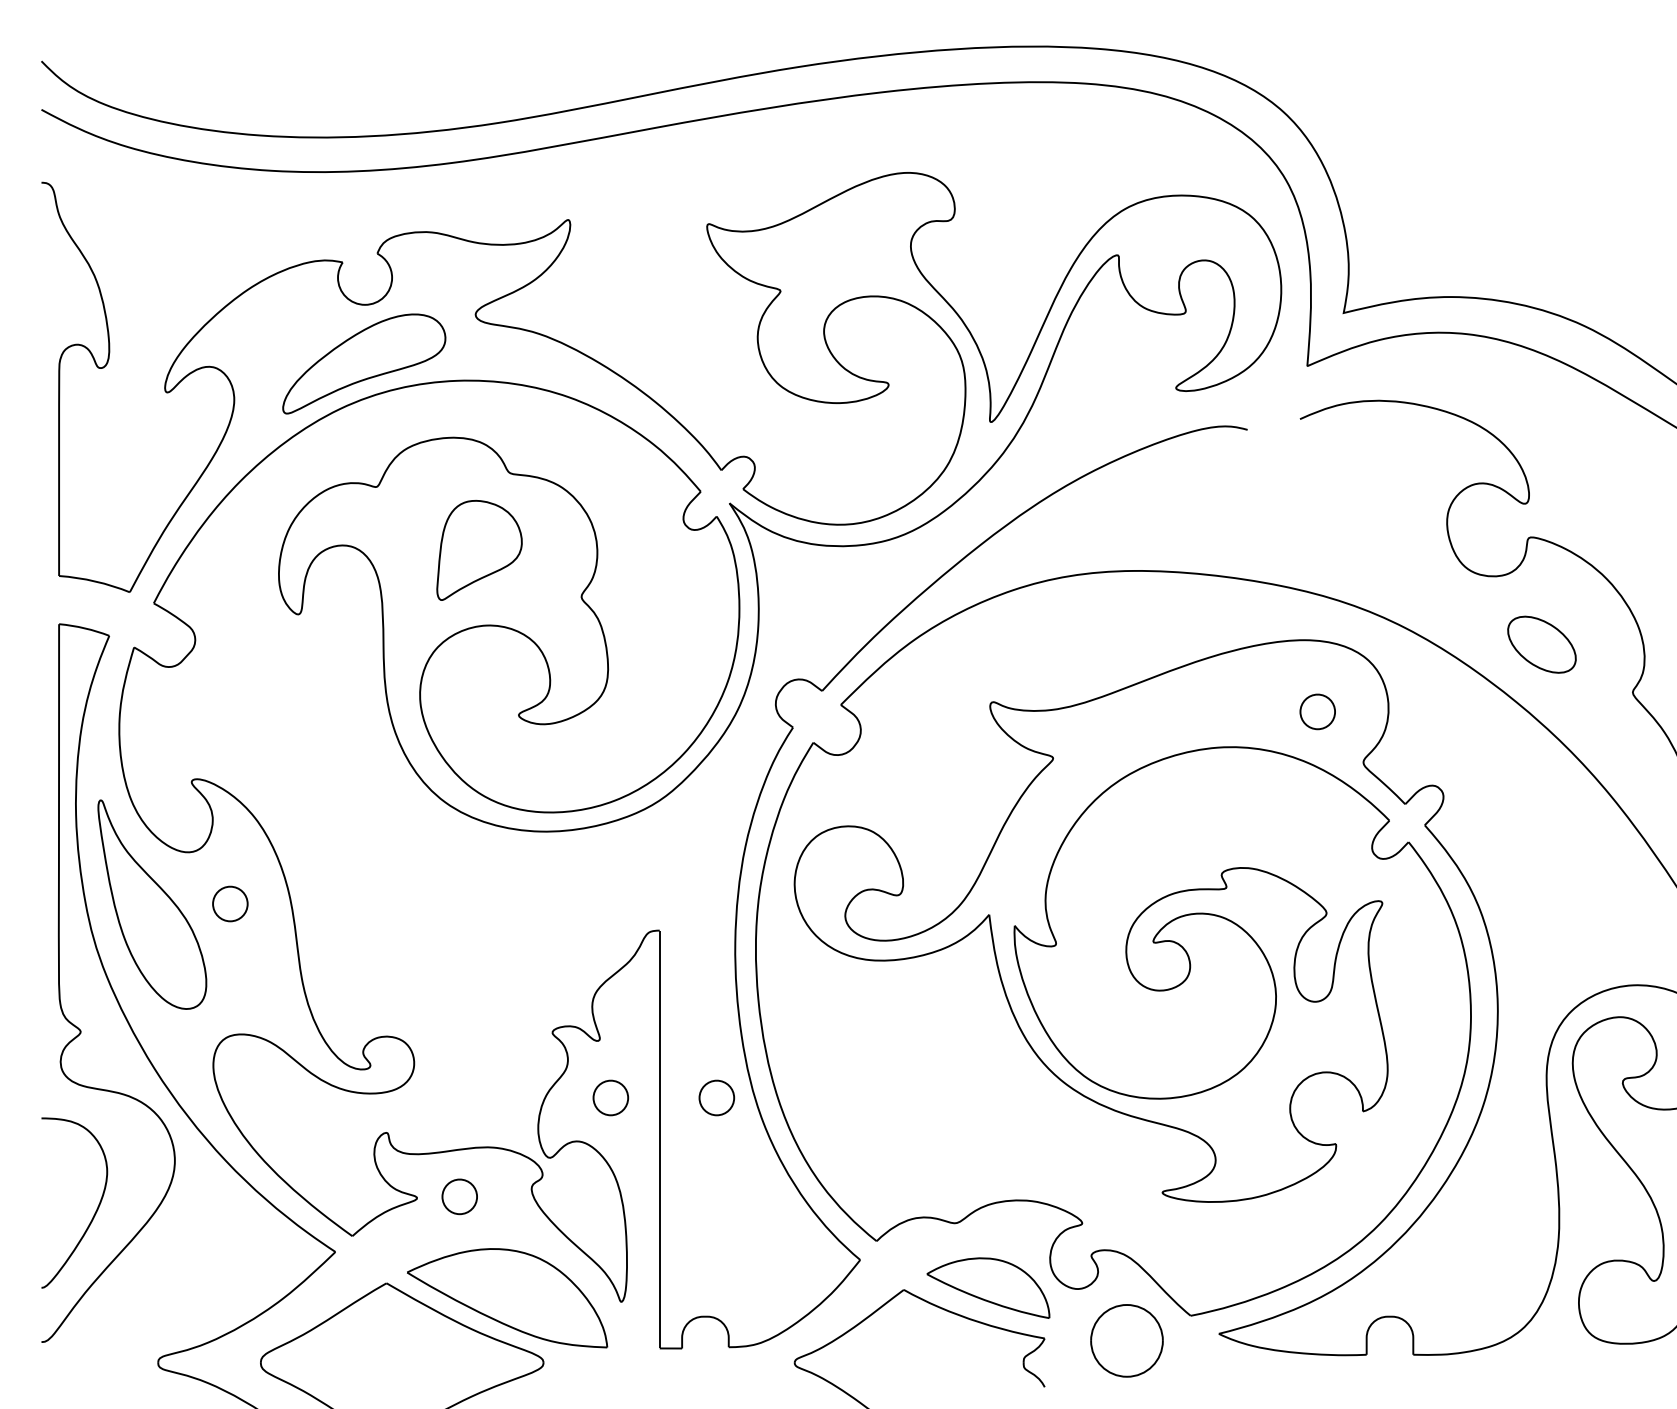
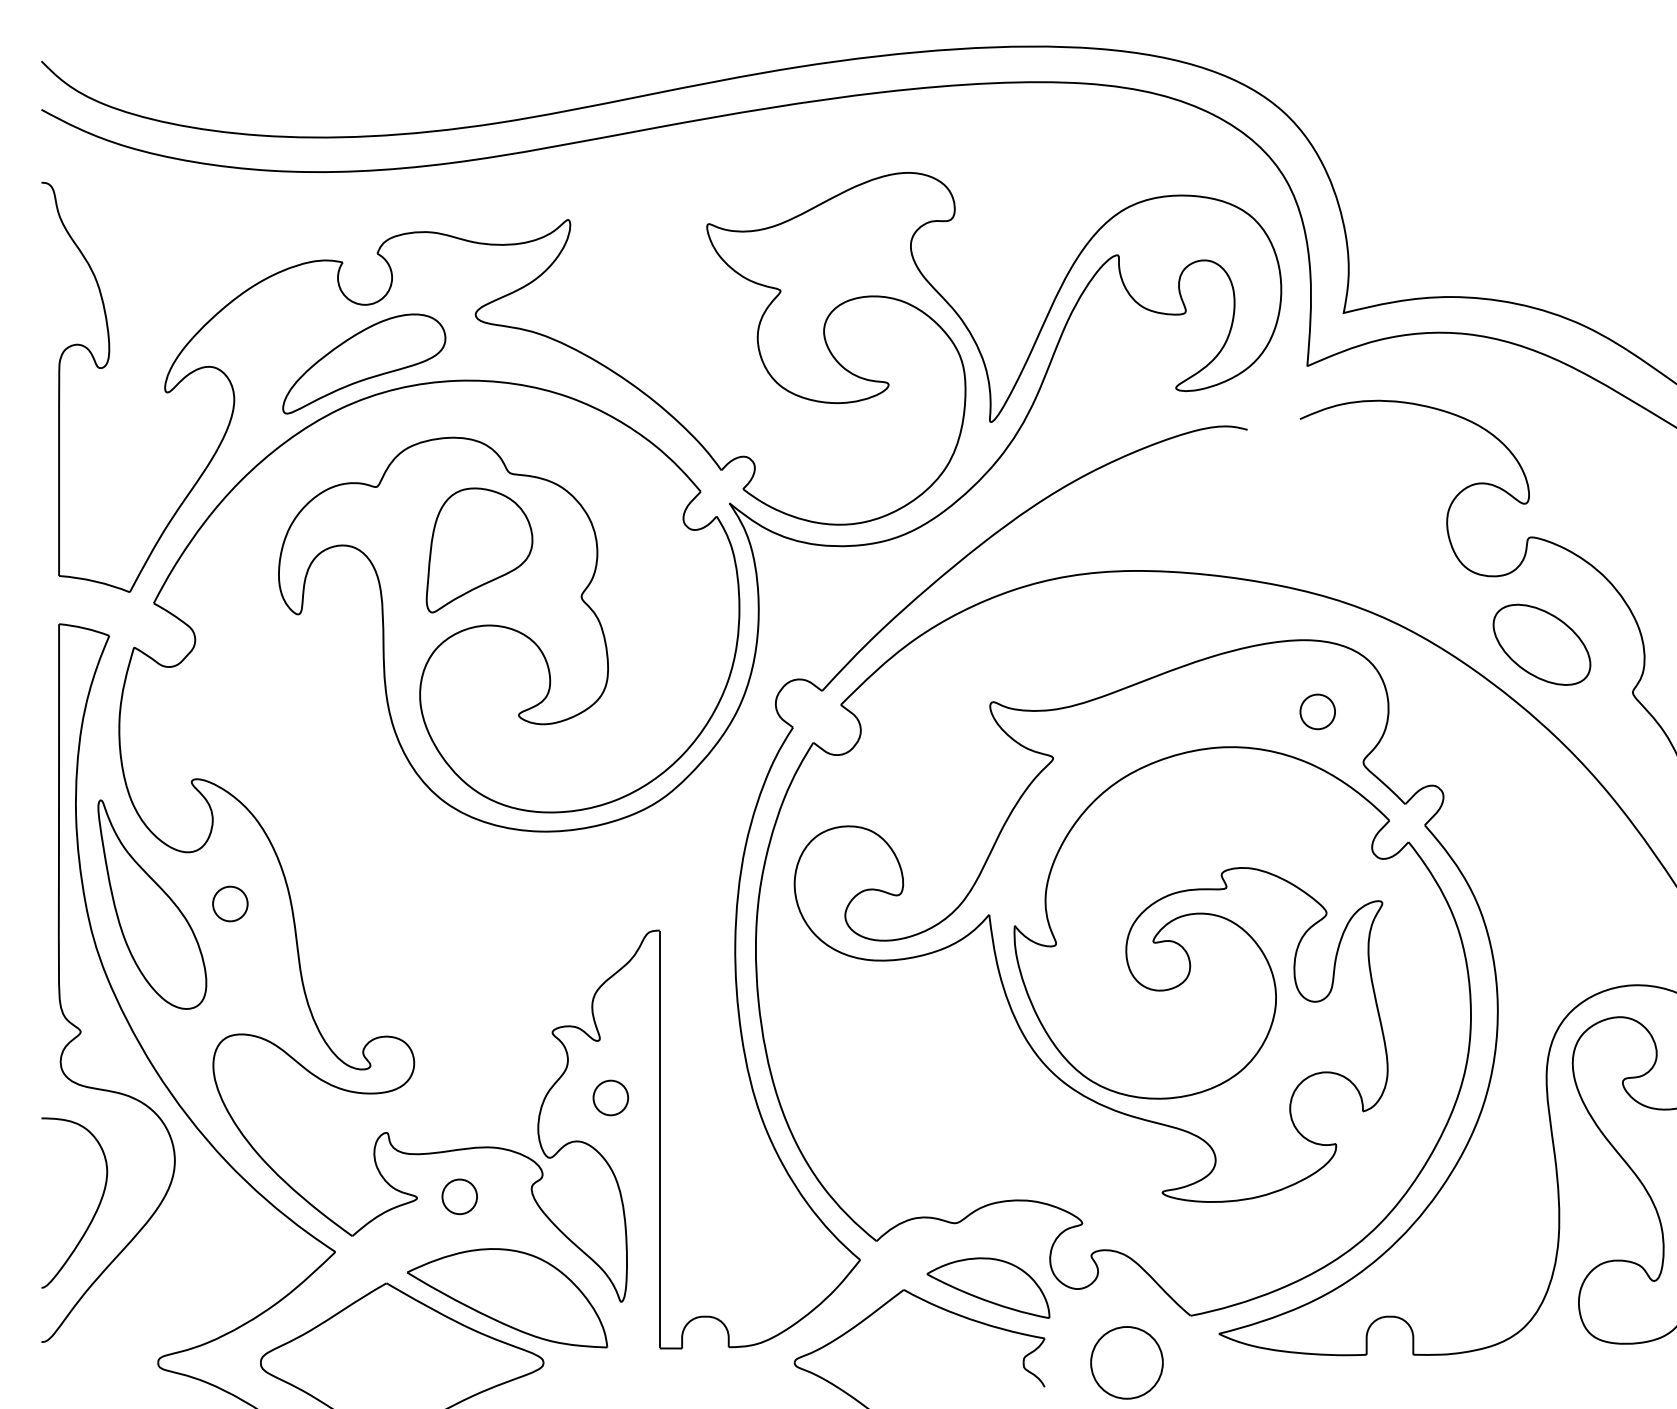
part size: 87x101 px -> 109x127 px (479, 550)
part size: 70x59 px -> 100x83 px (1541, 644)
part: present -> none (716, 1097)
part position: (1126, 1340) -> (1126, 1362) (1126, 1362)
